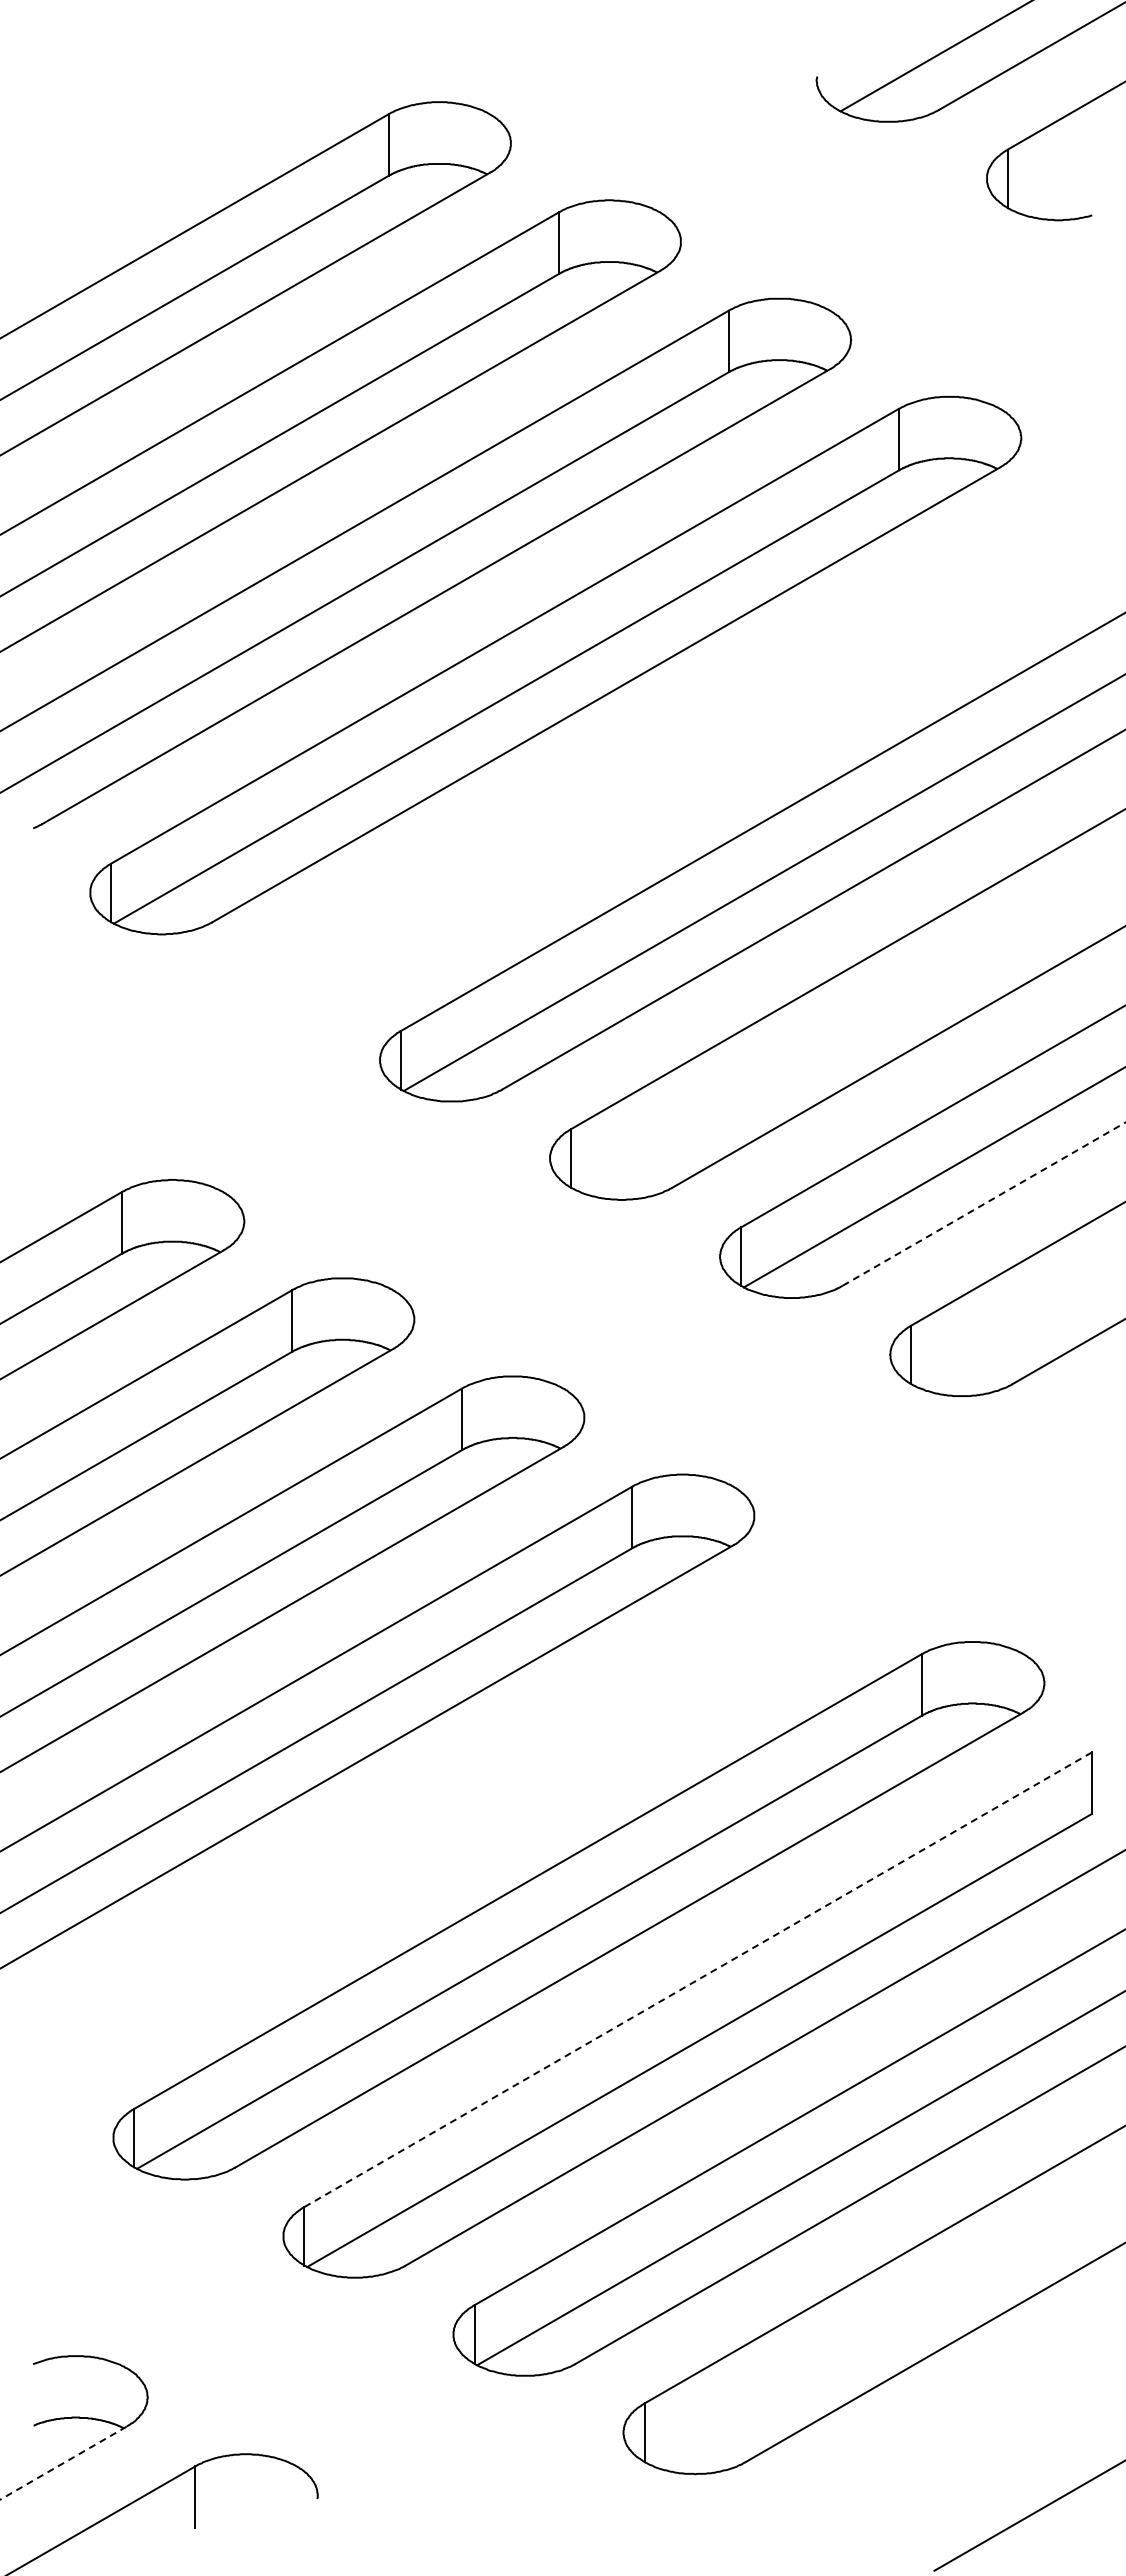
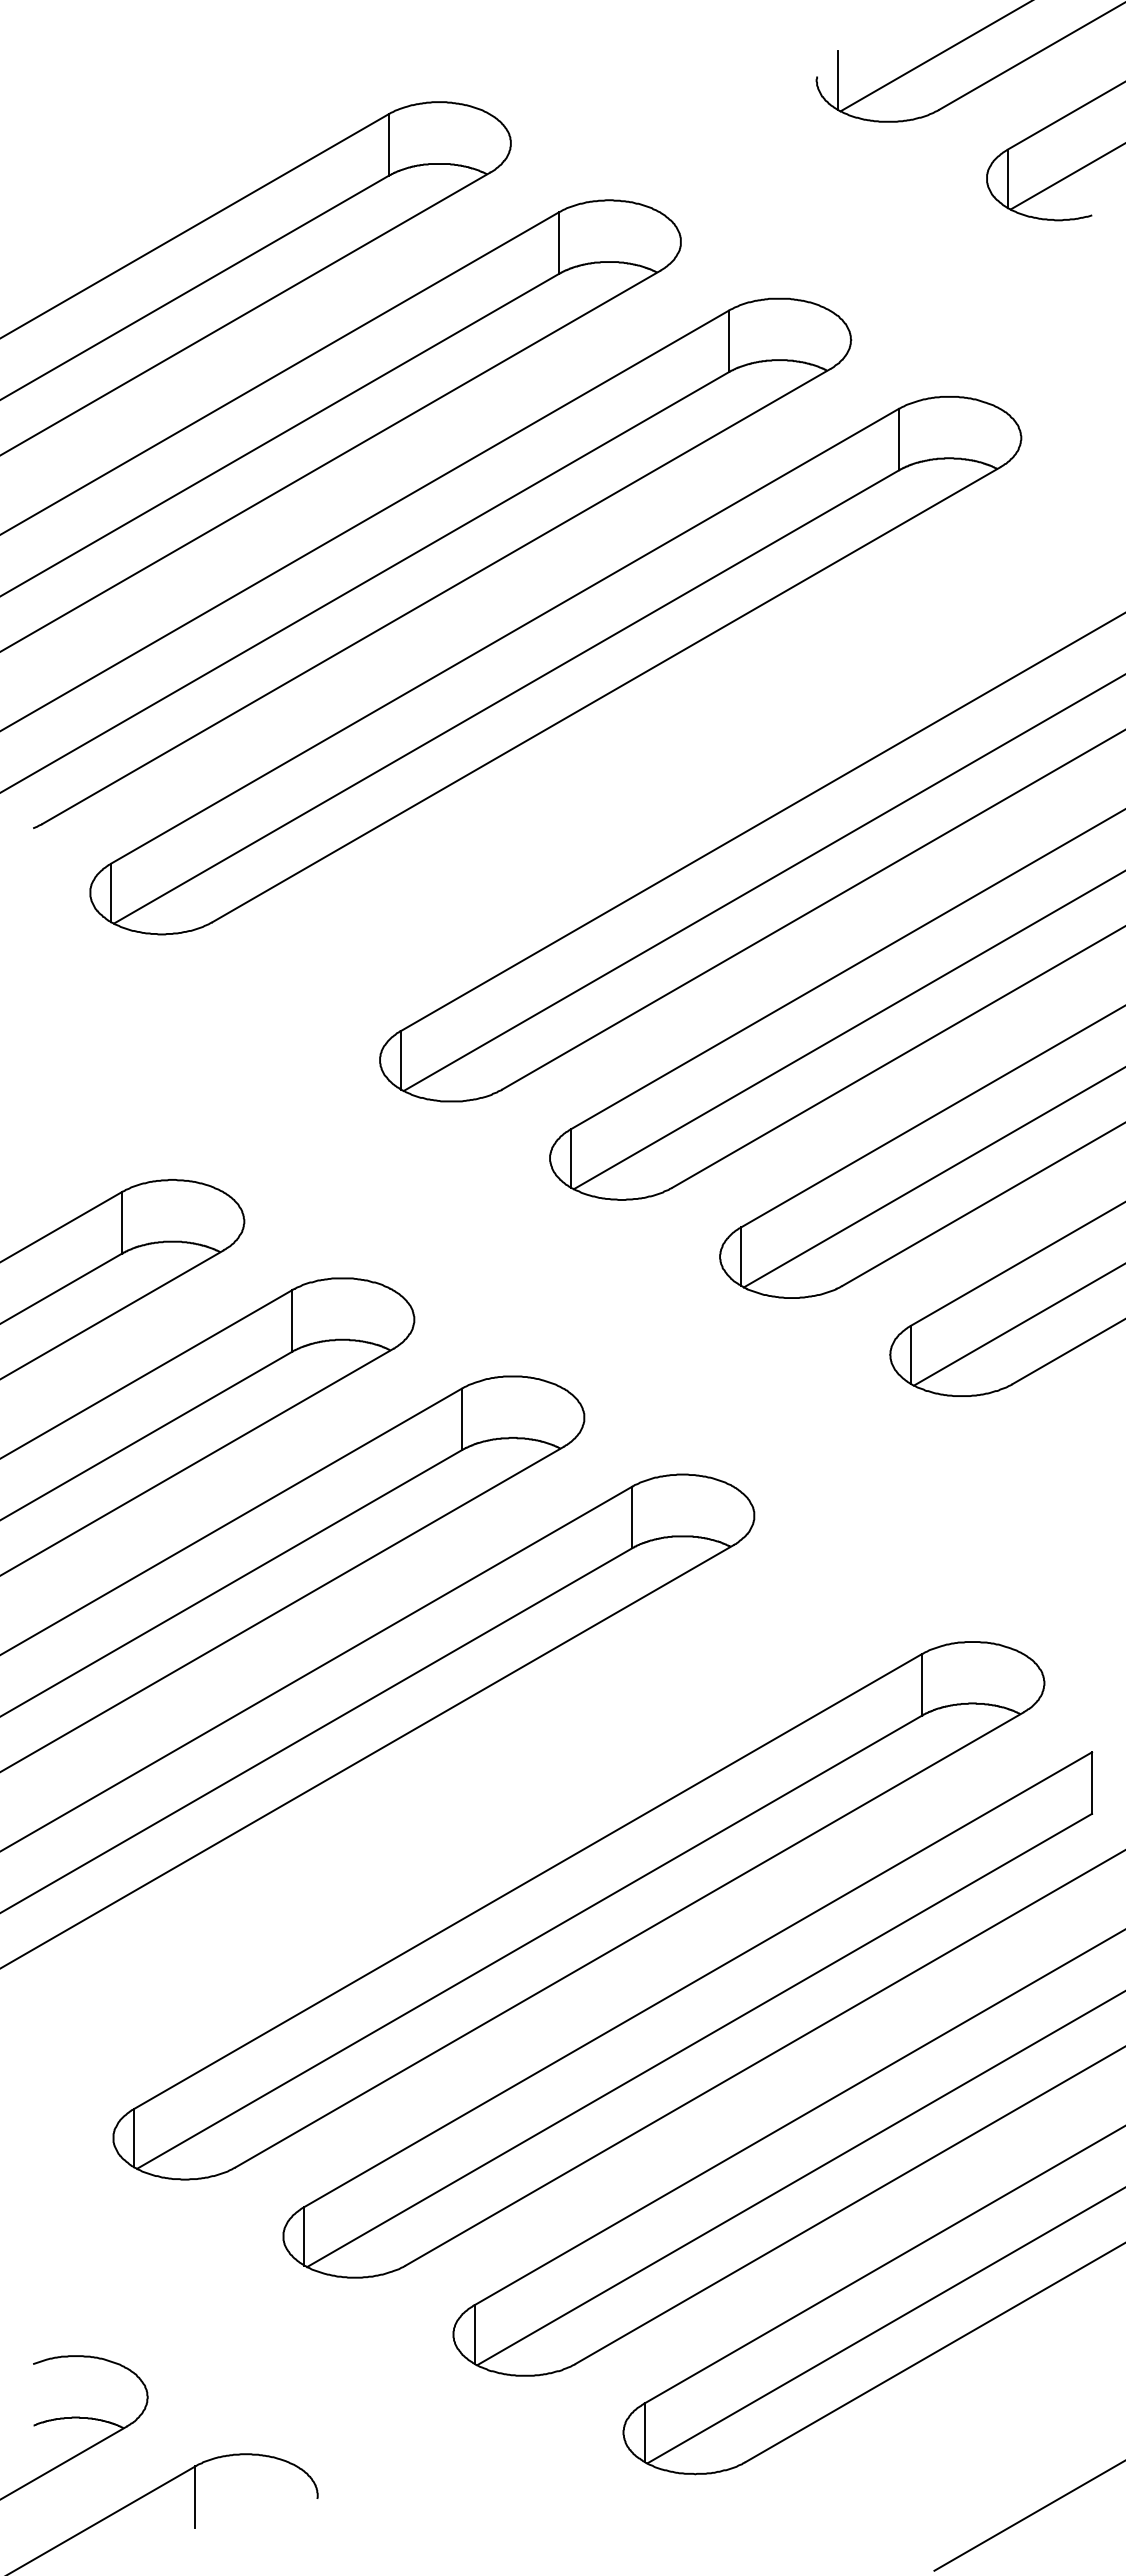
line: none -> present (837, 80)
line: none -> present (1066, 177)
line: none -> present (847, 1030)
line: dashed -> solid (983, 1204)
line: none -> present (1018, 1325)
line: dashed -> solid (698, 1979)
line: none -> present (884, 2325)
line: dashed -> solid (63, 2463)
